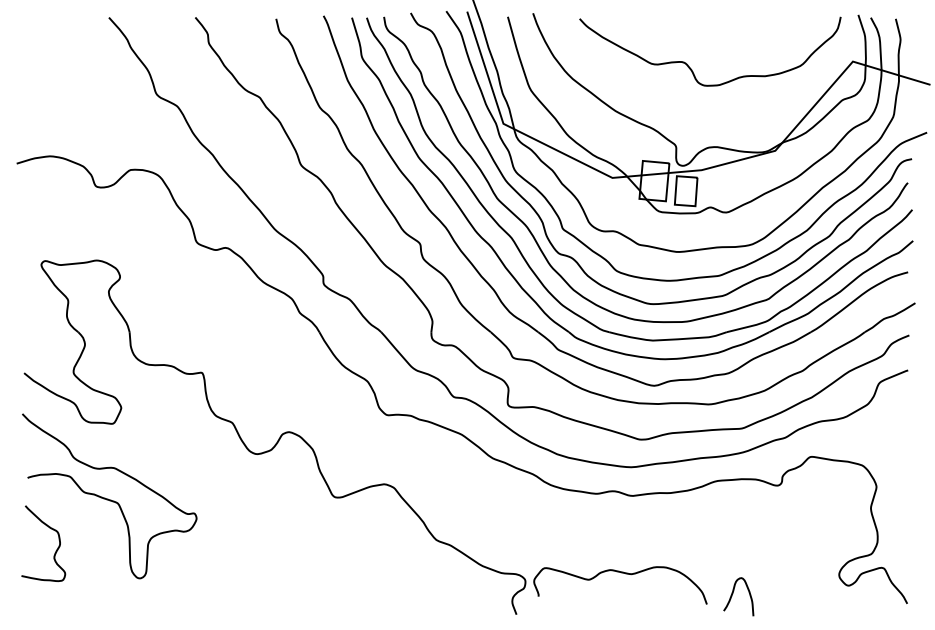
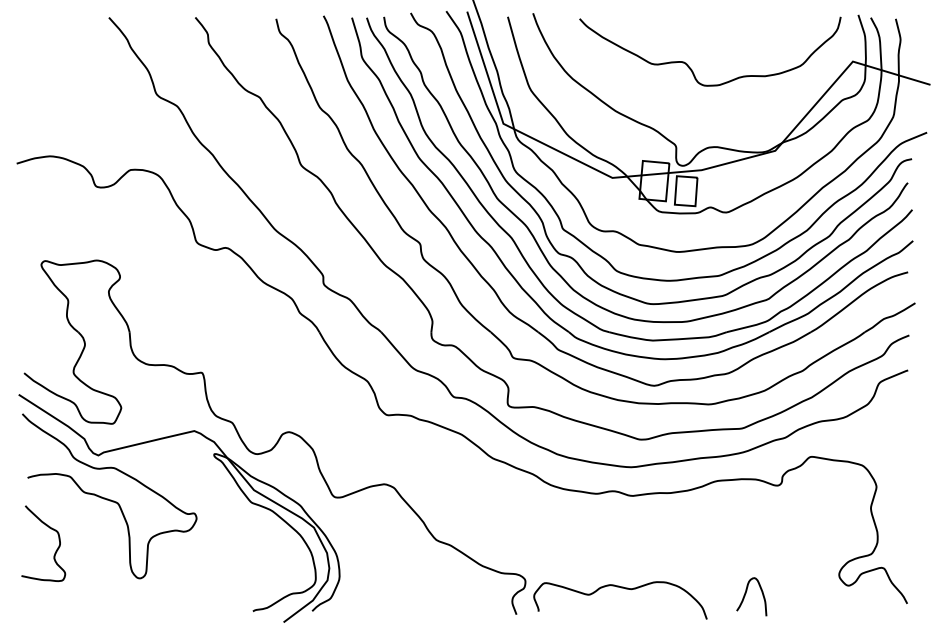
part: none -> present (229, 474)
curve position: (621, 573) -> (621, 588) (621, 588)
curve position: (733, 593) -> (746, 593) (746, 593)
